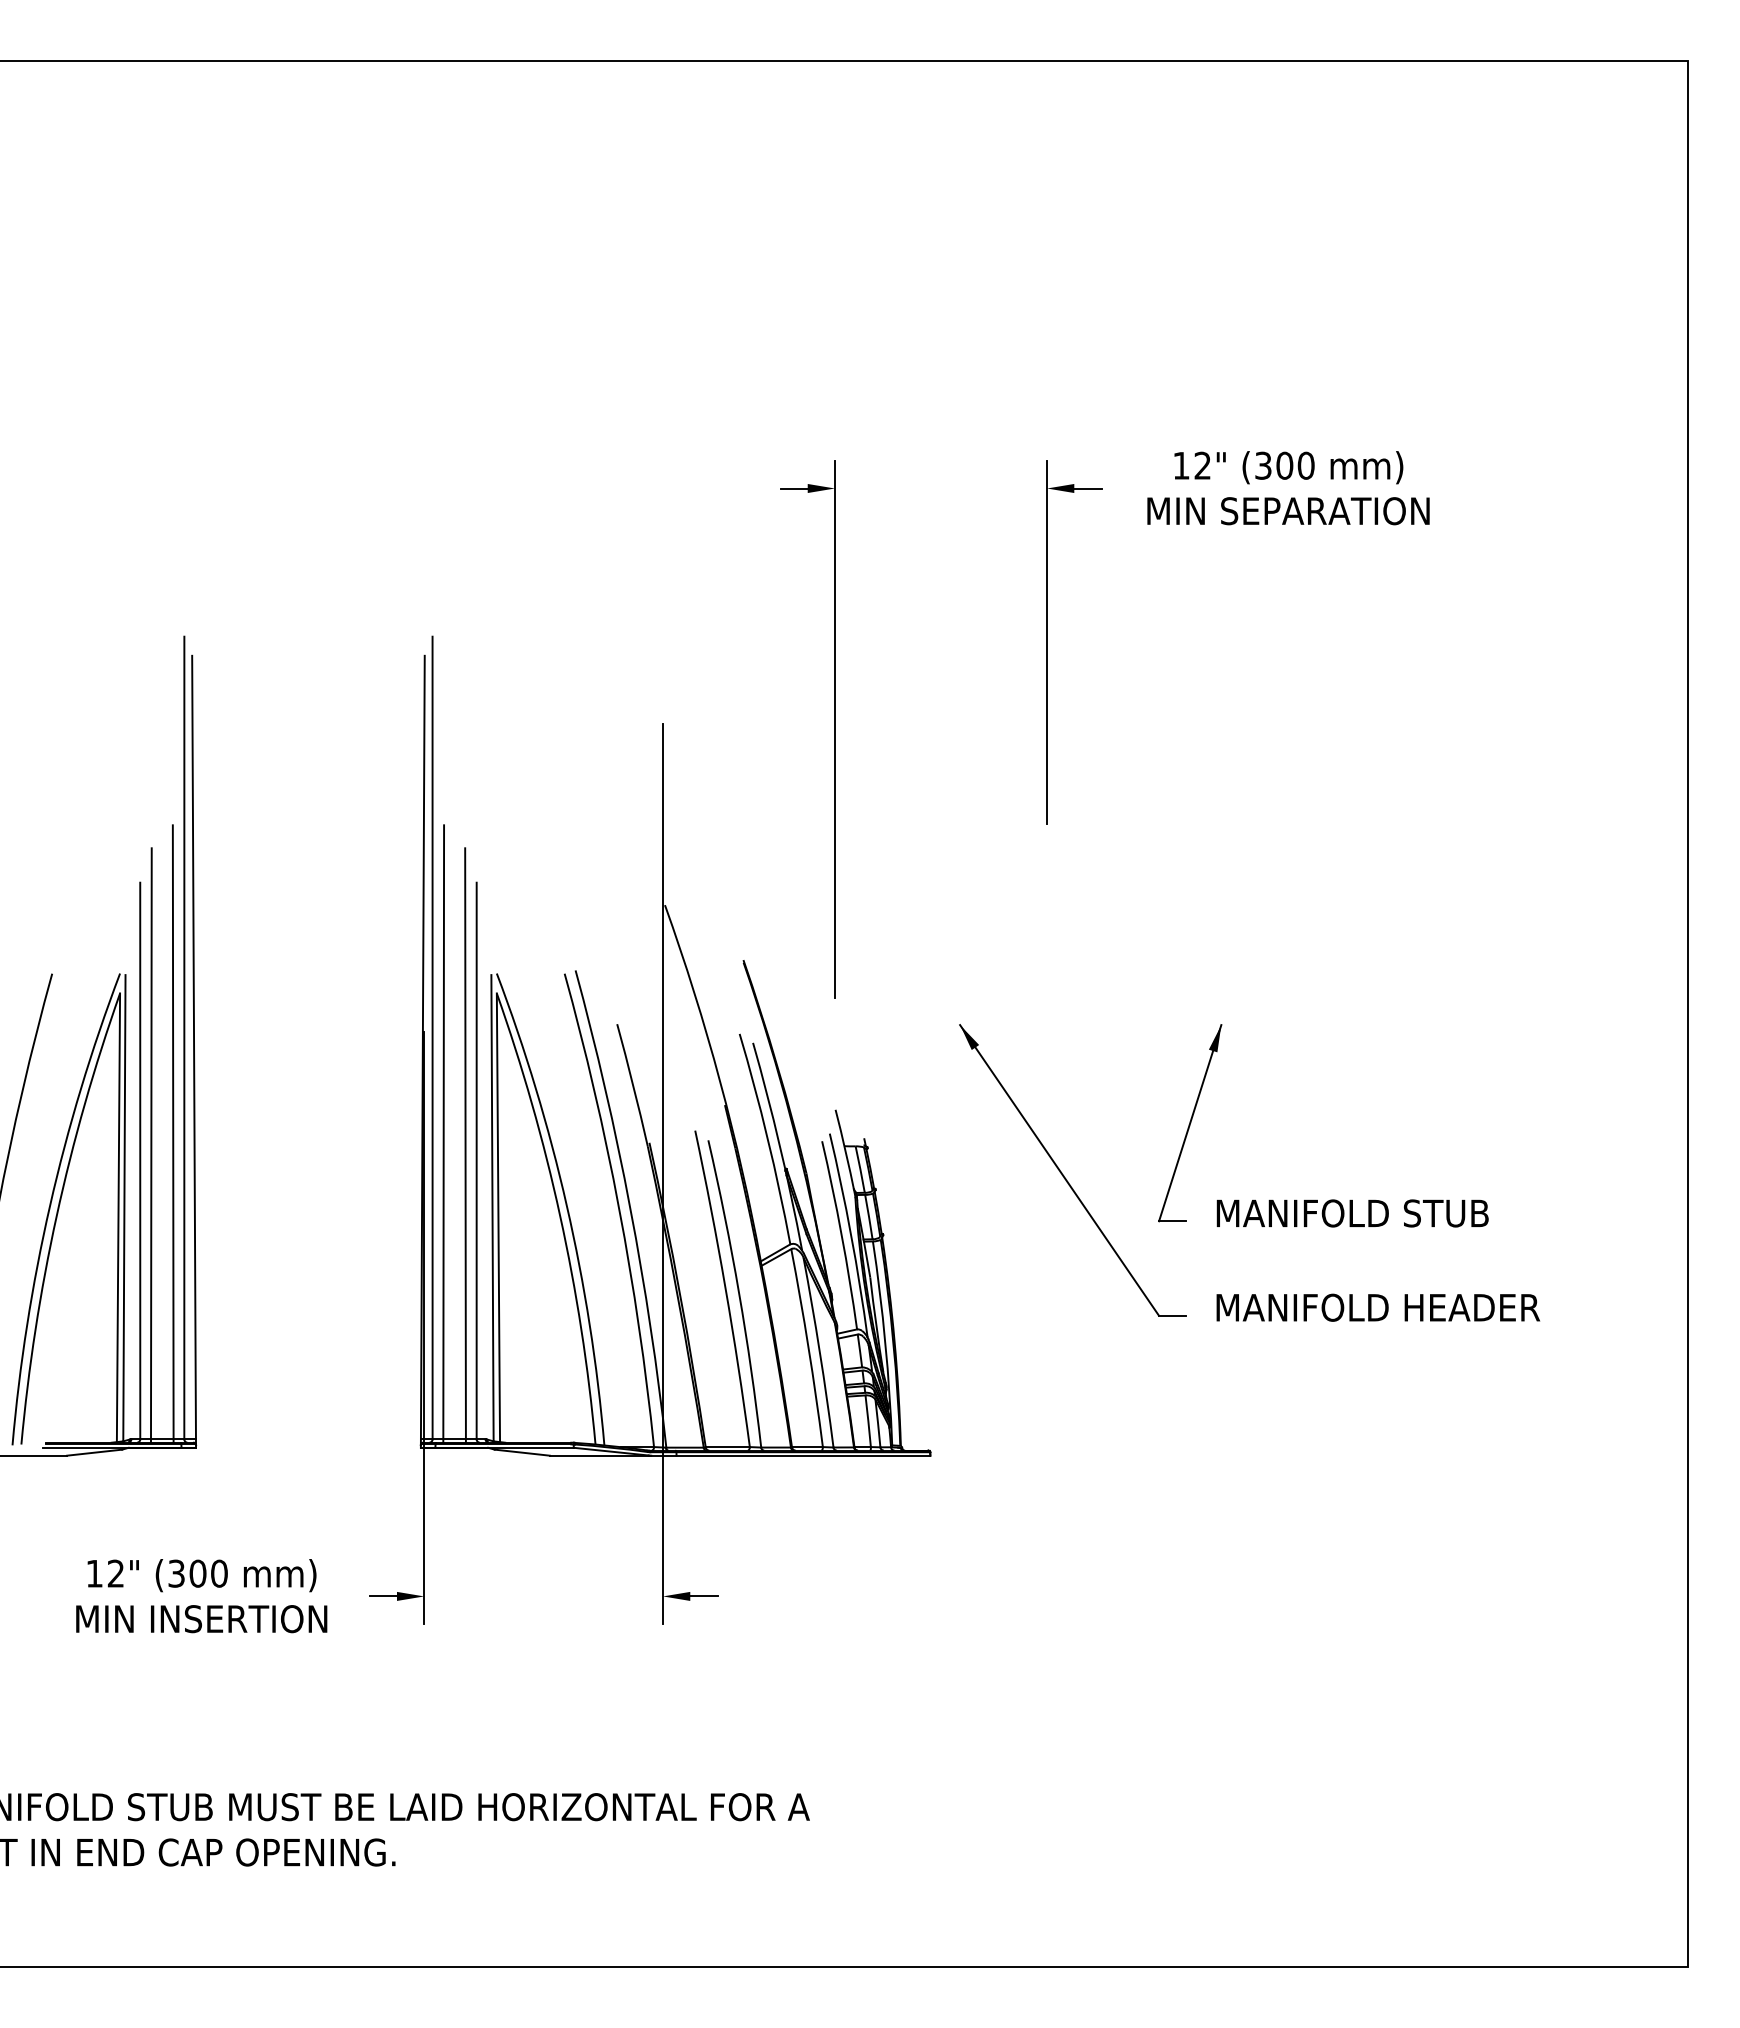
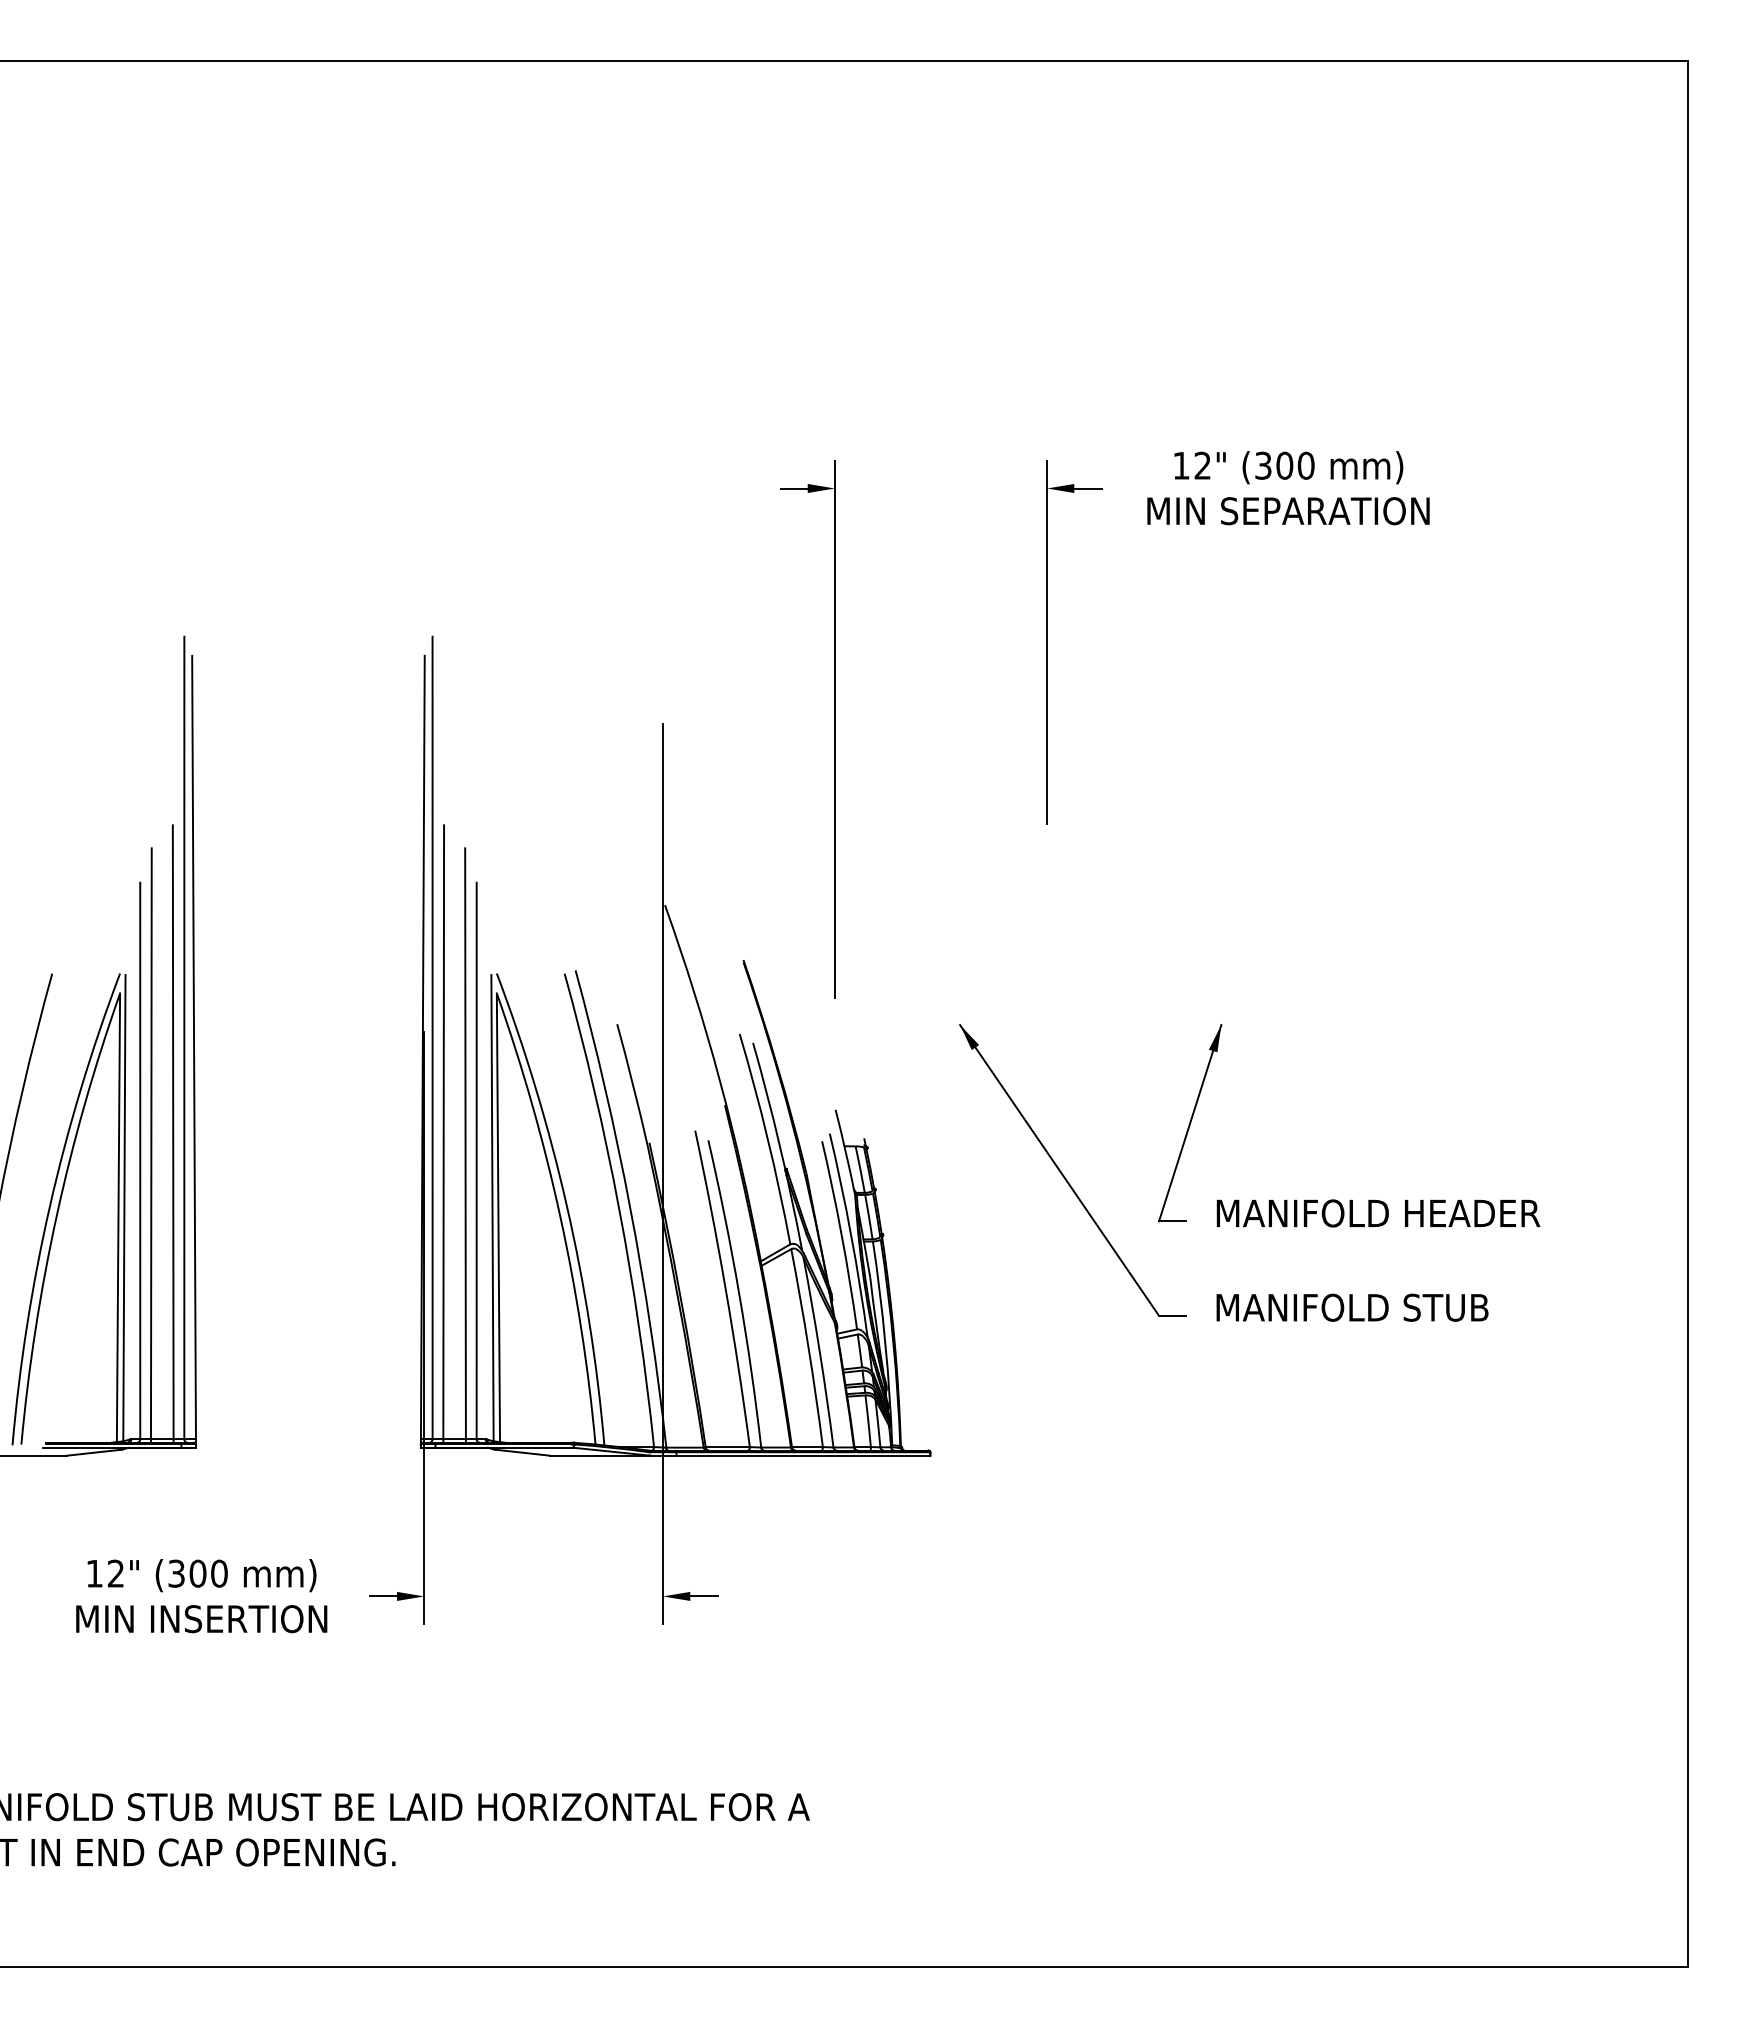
text: MANIFOLD STUB -> MANIFOLD HEADER (1471, 1213)
text: MANIFOLD HEADER -> MANIFOLD STUB (1471, 1307)
